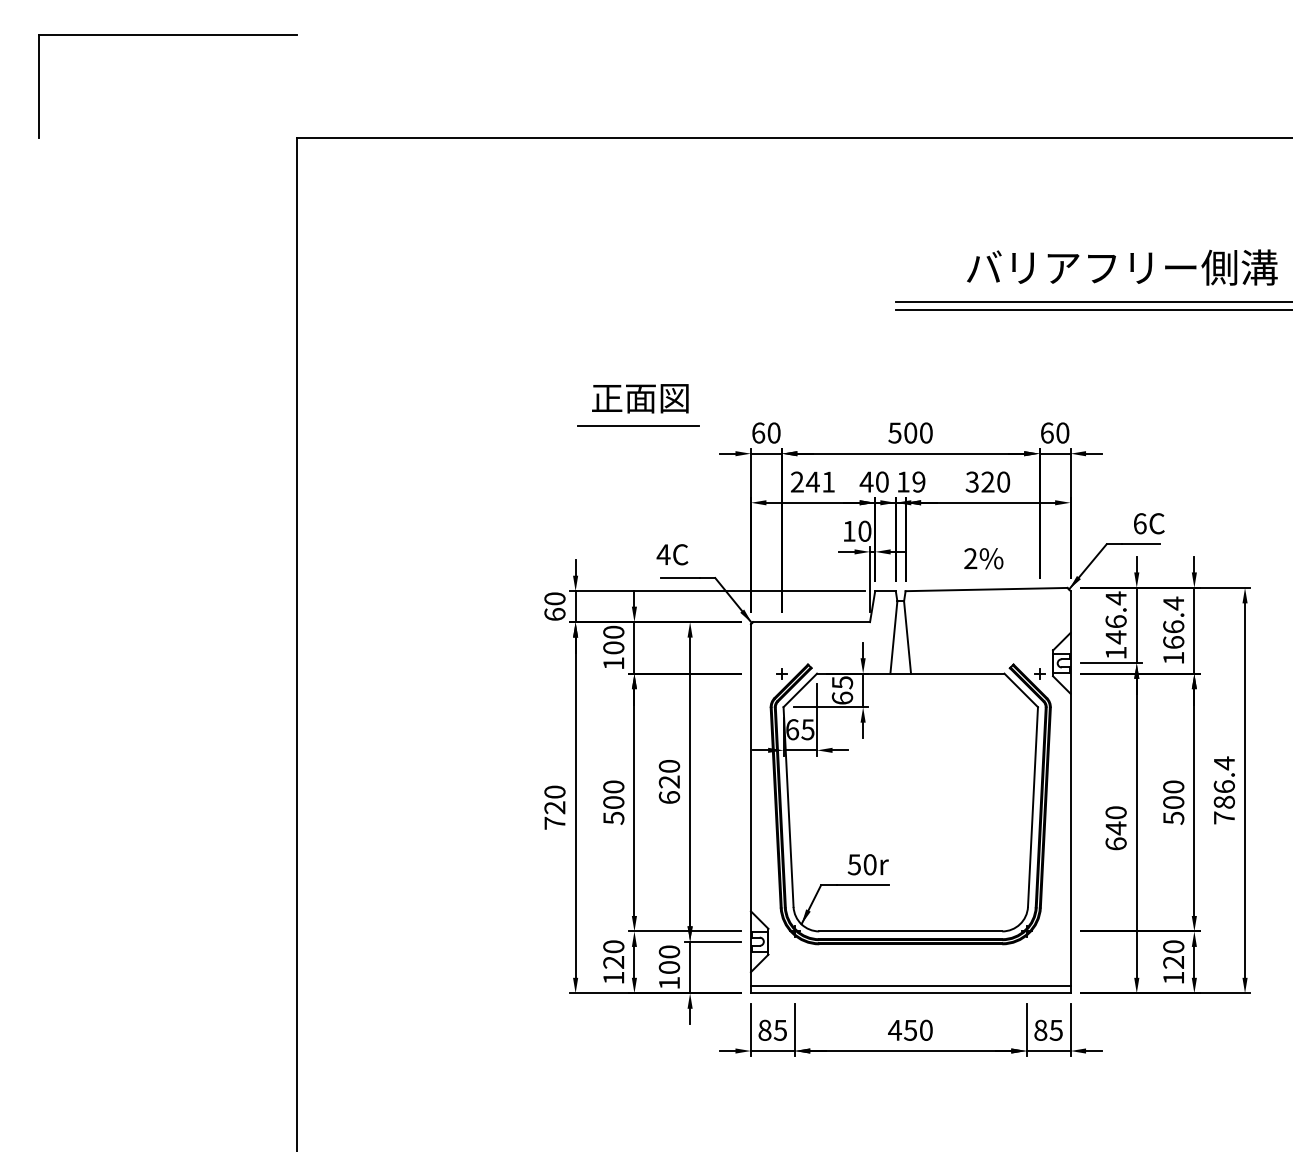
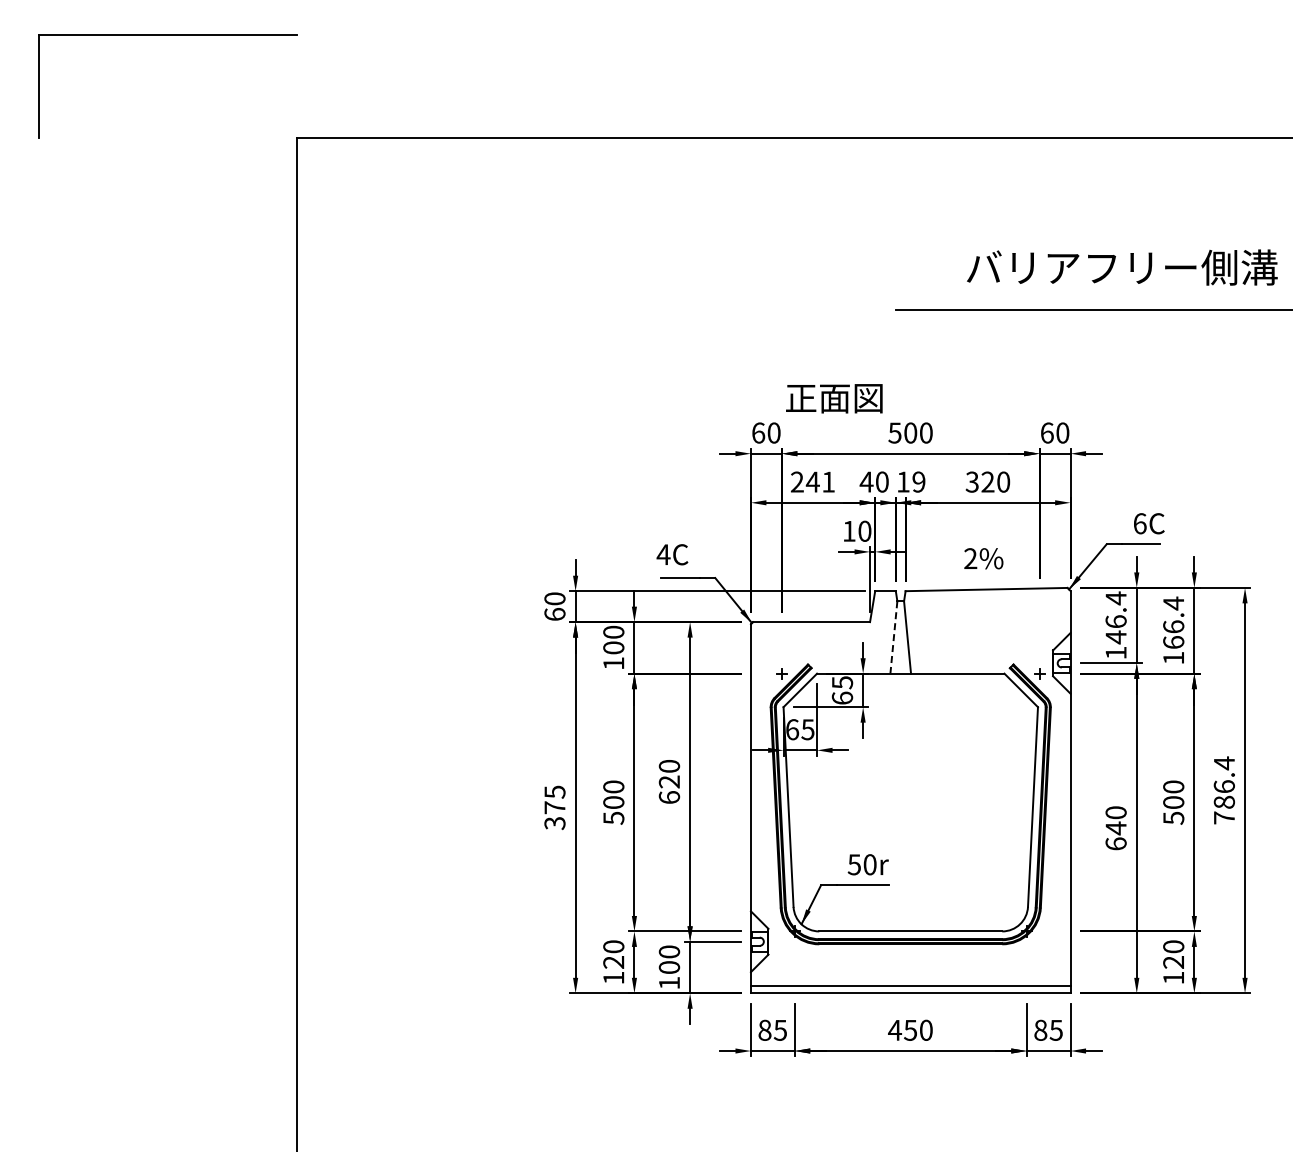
line: present -> none (1092, 301)
text position: (640, 398) -> (834, 398) (834, 398)
line: present -> none (638, 425)
line: solid -> dashed (893, 637)
text: 720 -> 375 (554, 807)
